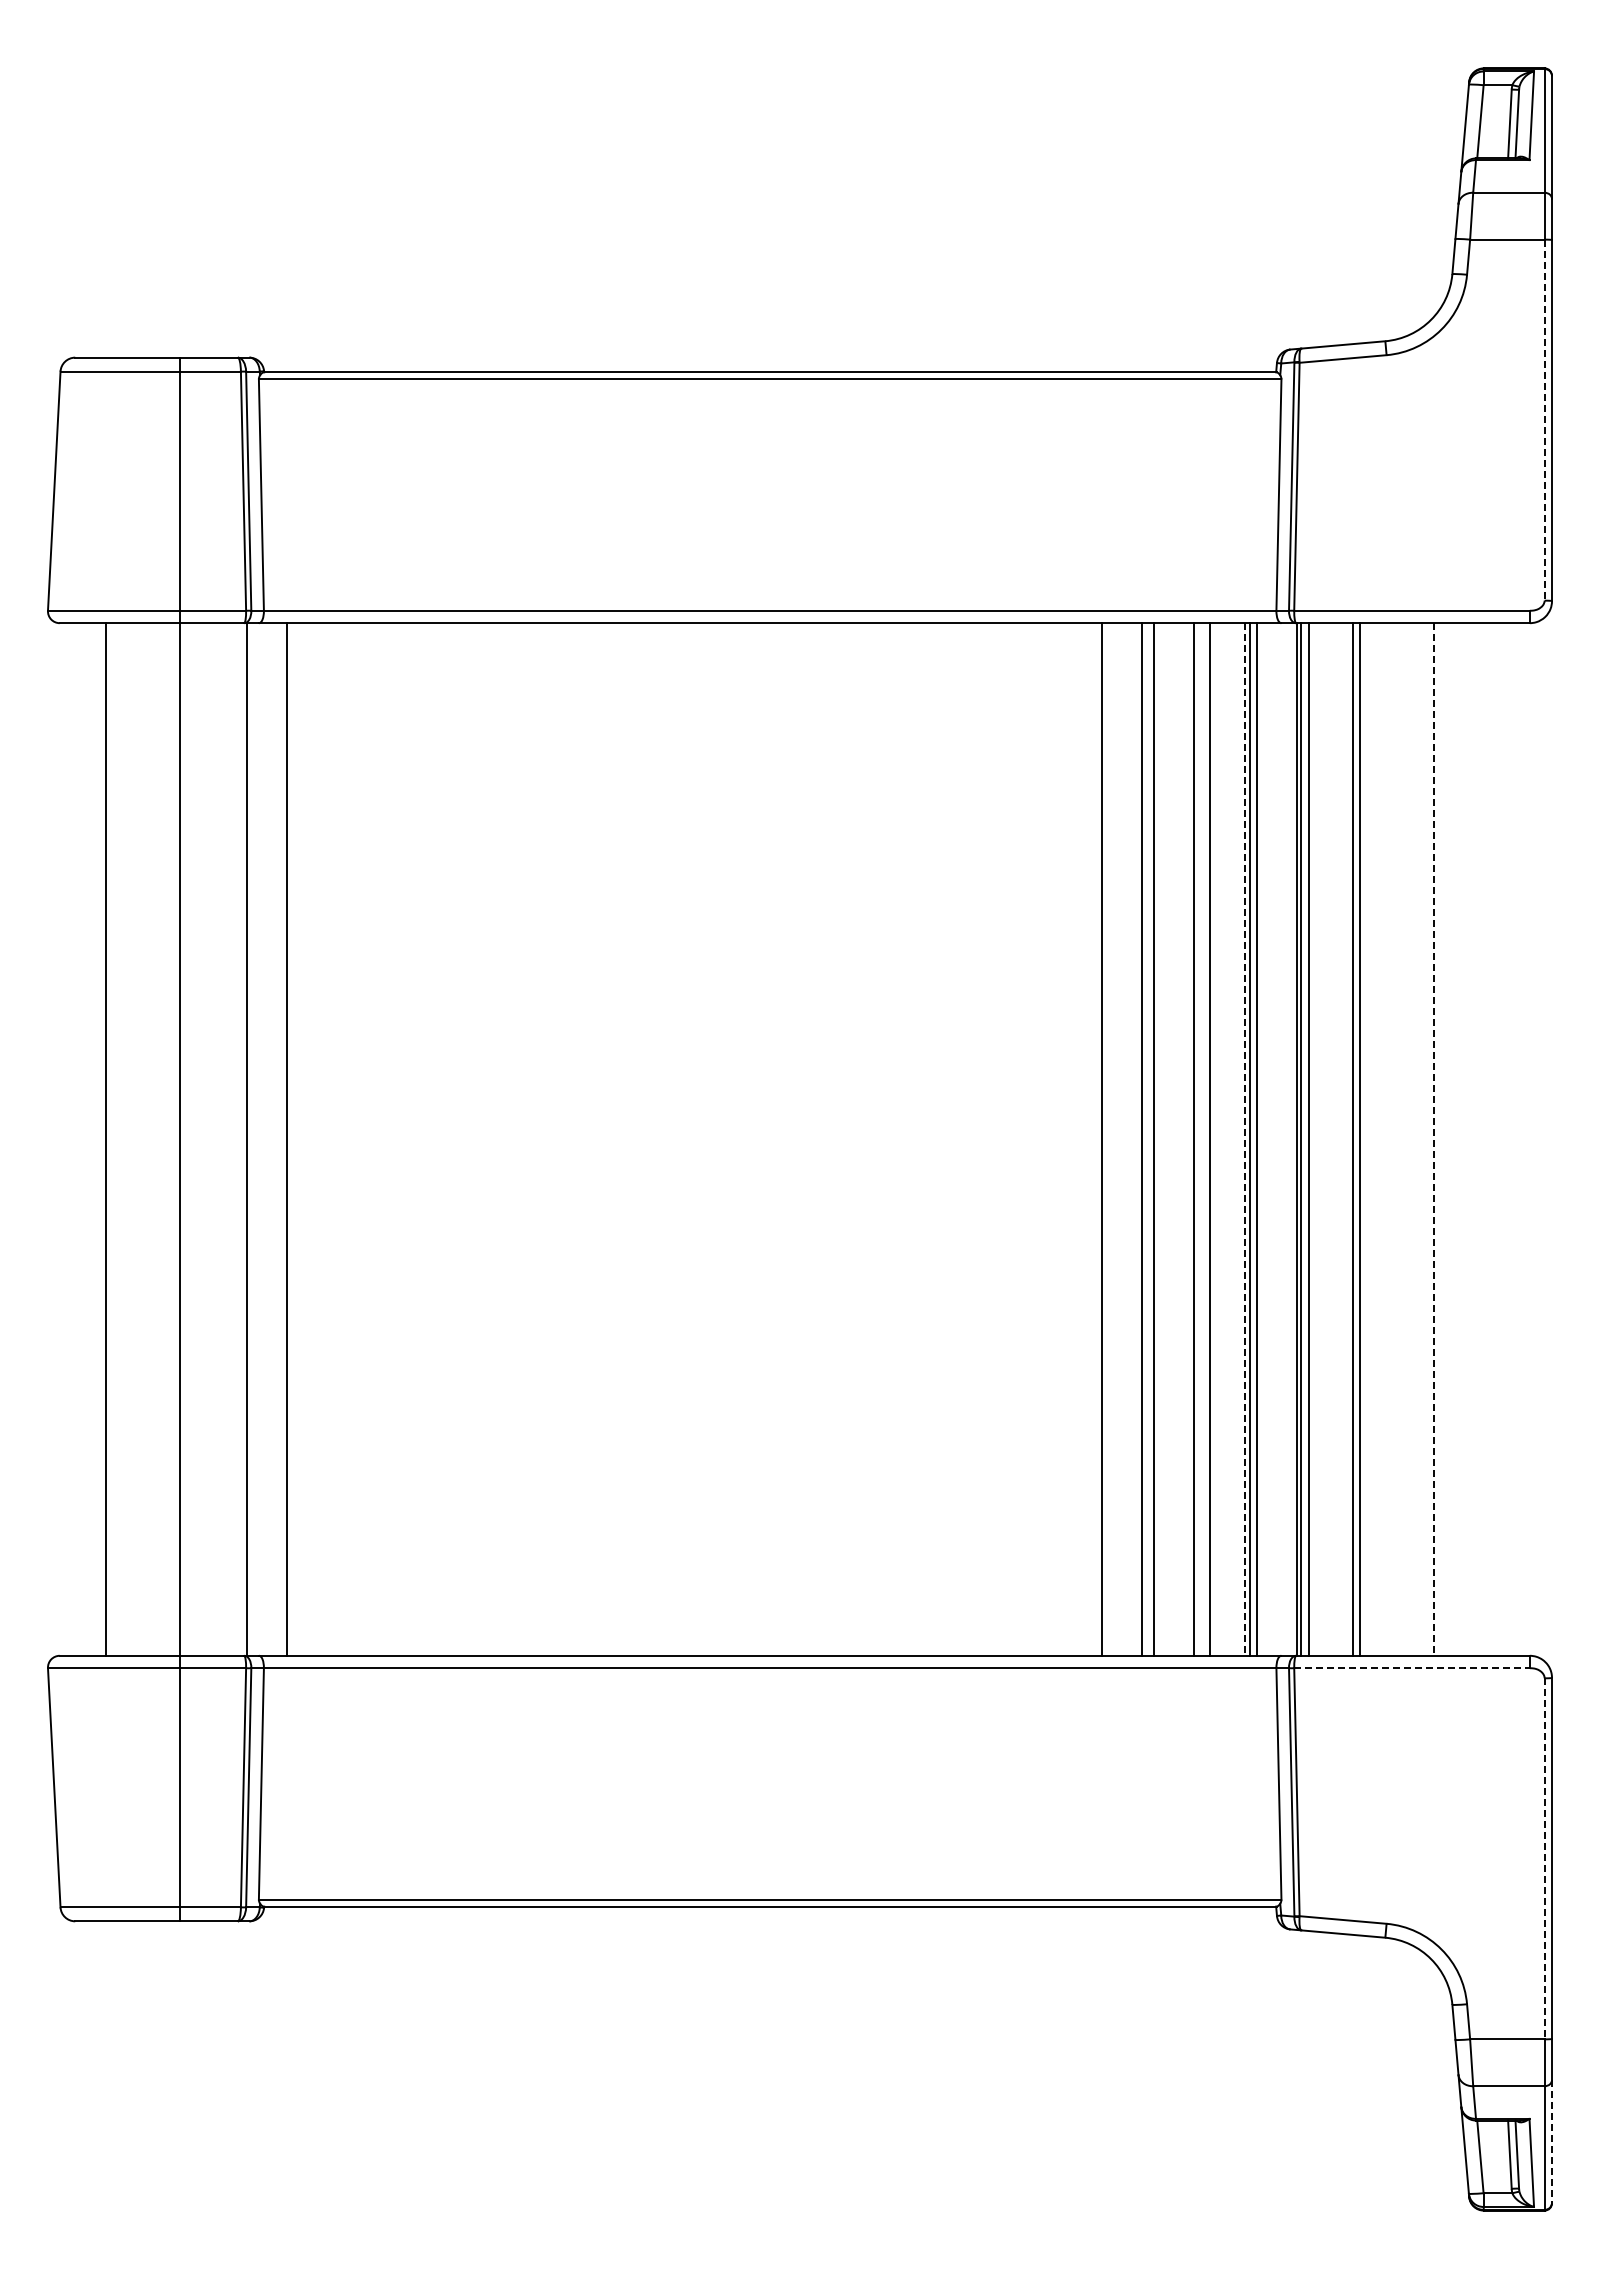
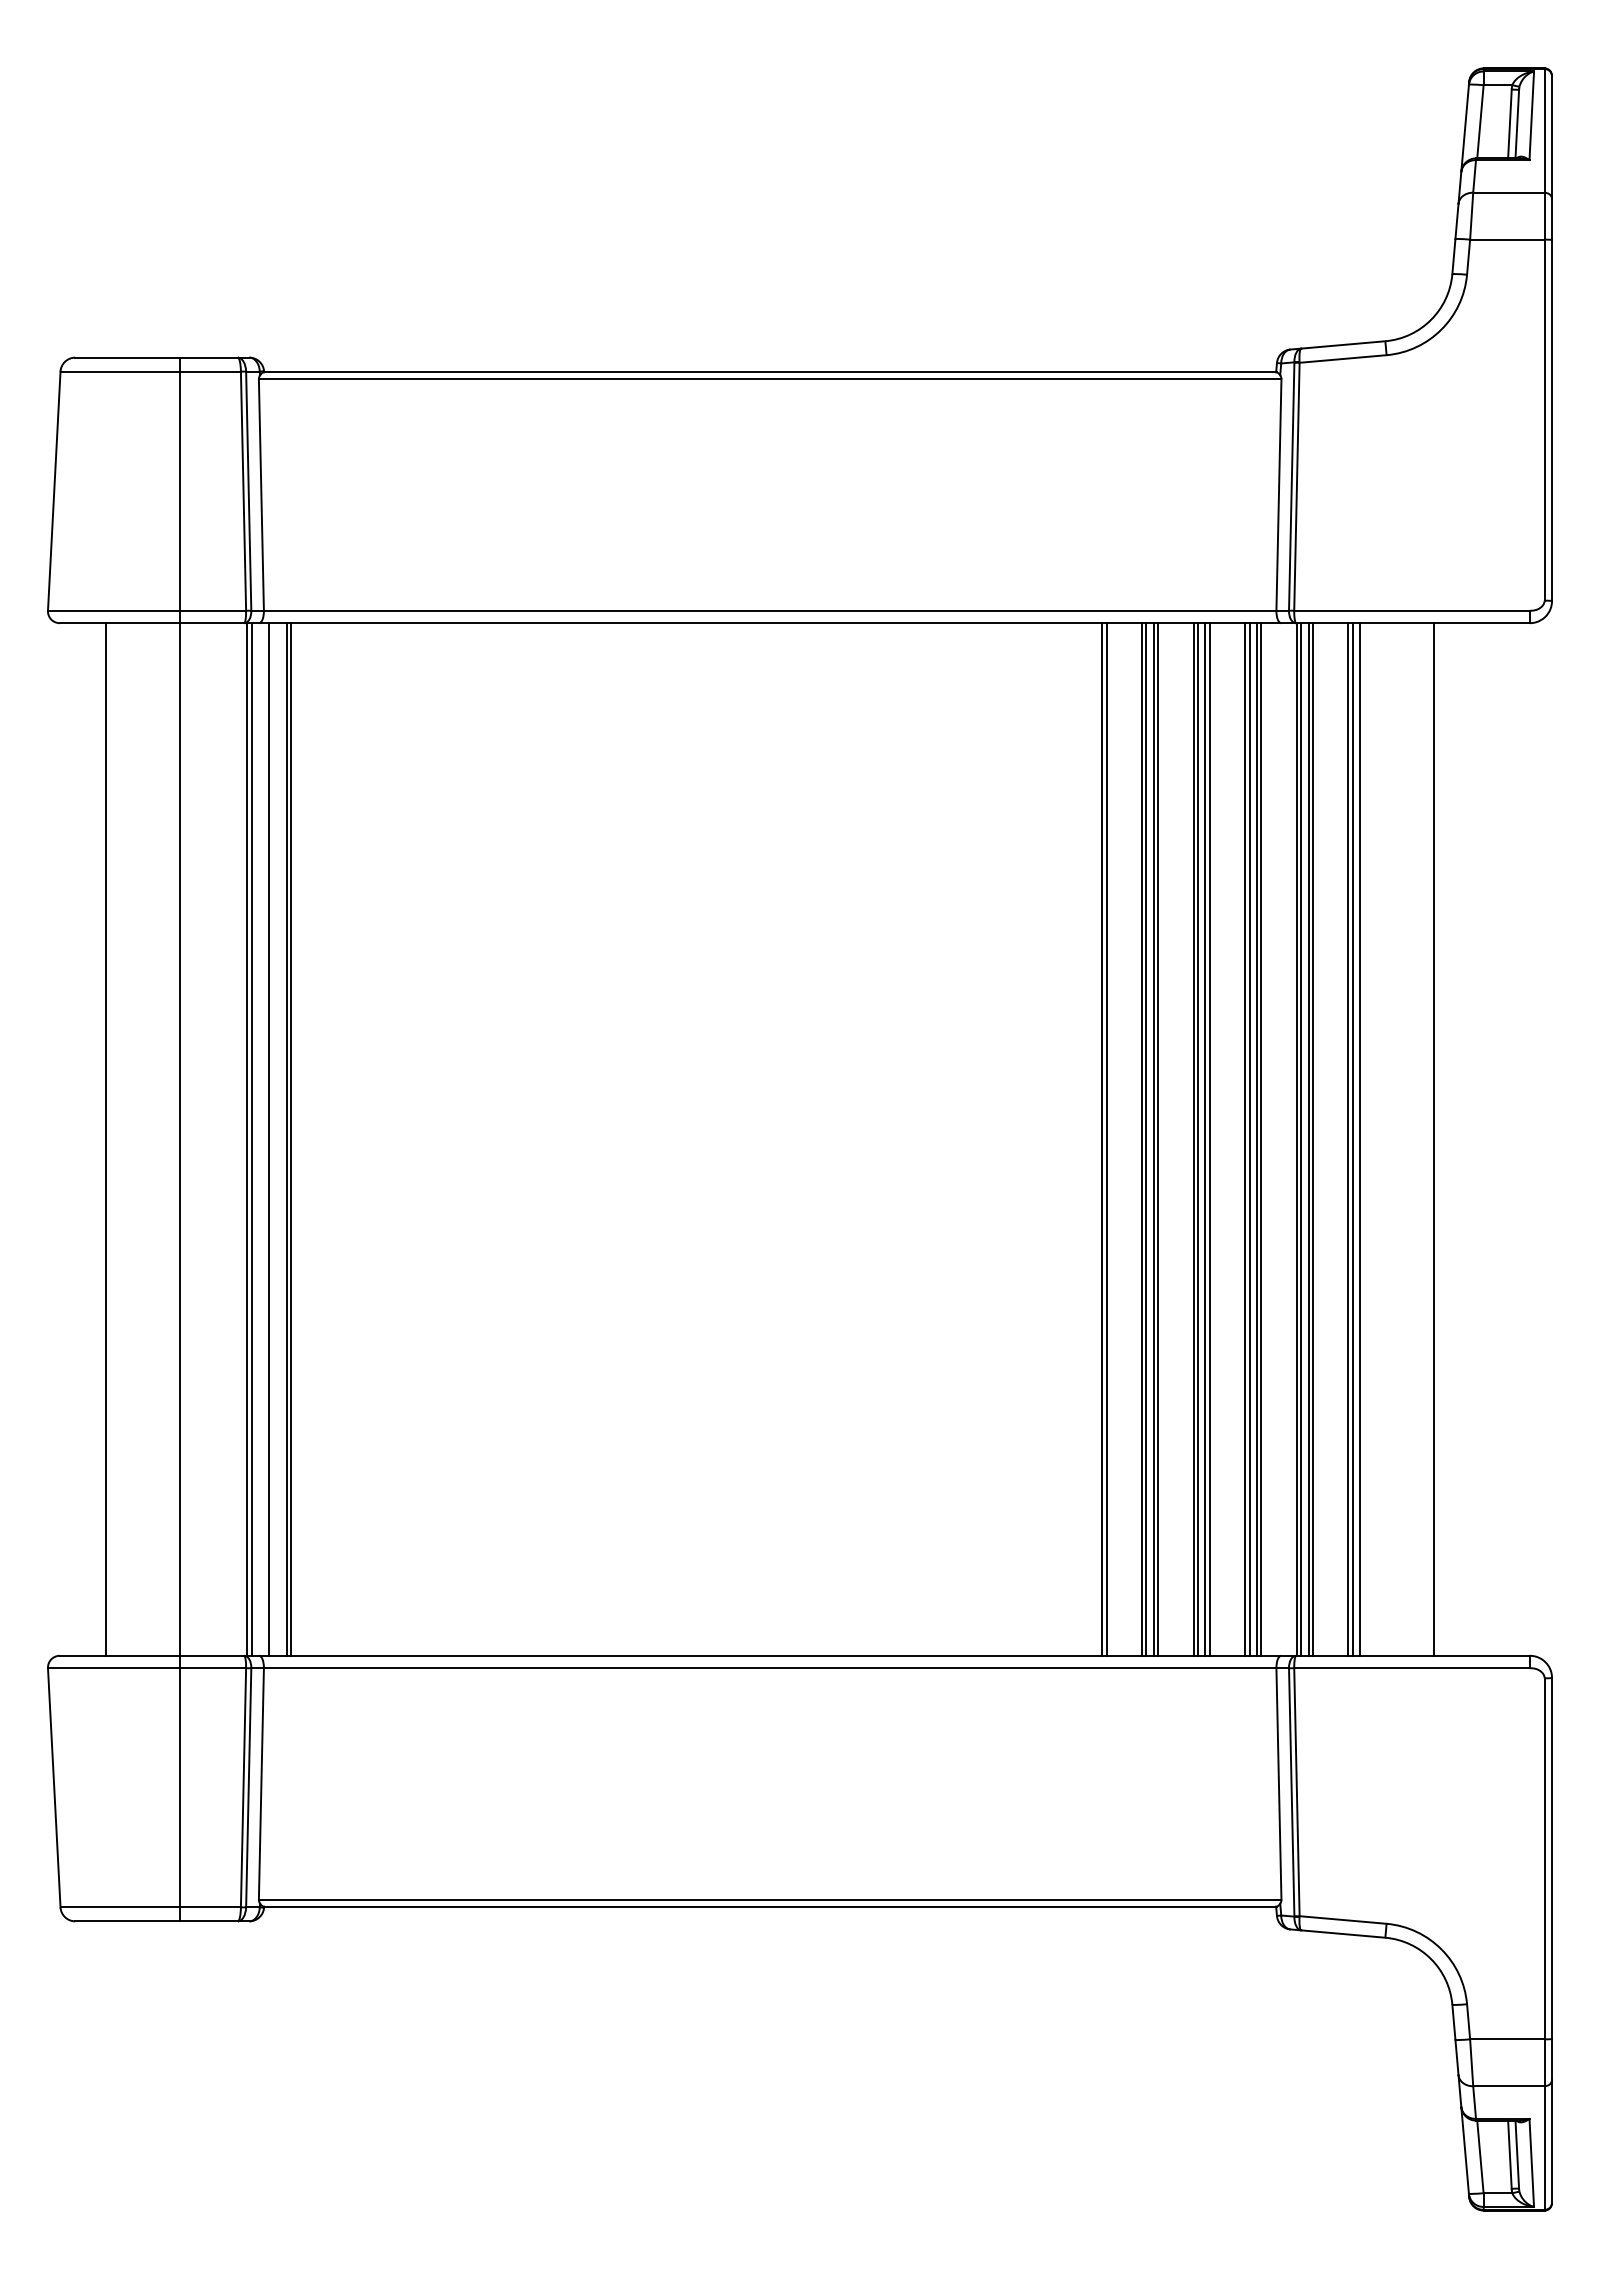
line: dashed -> solid (1544, 420)
line: none -> present (251, 1139)
line: none -> present (269, 1139)
line: none -> present (291, 1139)
line: none -> present (1106, 1139)
line: none -> present (1146, 1139)
line: none -> present (1158, 1139)
line: none -> present (1197, 1139)
line: none -> present (1205, 1139)
line: dashed -> solid (1245, 1139)
line: none -> present (1261, 1139)
line: none -> present (1313, 1139)
line: none -> present (1348, 1139)
line: dashed -> solid (1434, 1139)
line: dashed -> solid (1412, 1668)
line: dashed -> solid (1544, 1858)
line: dashed -> solid (1552, 2141)
